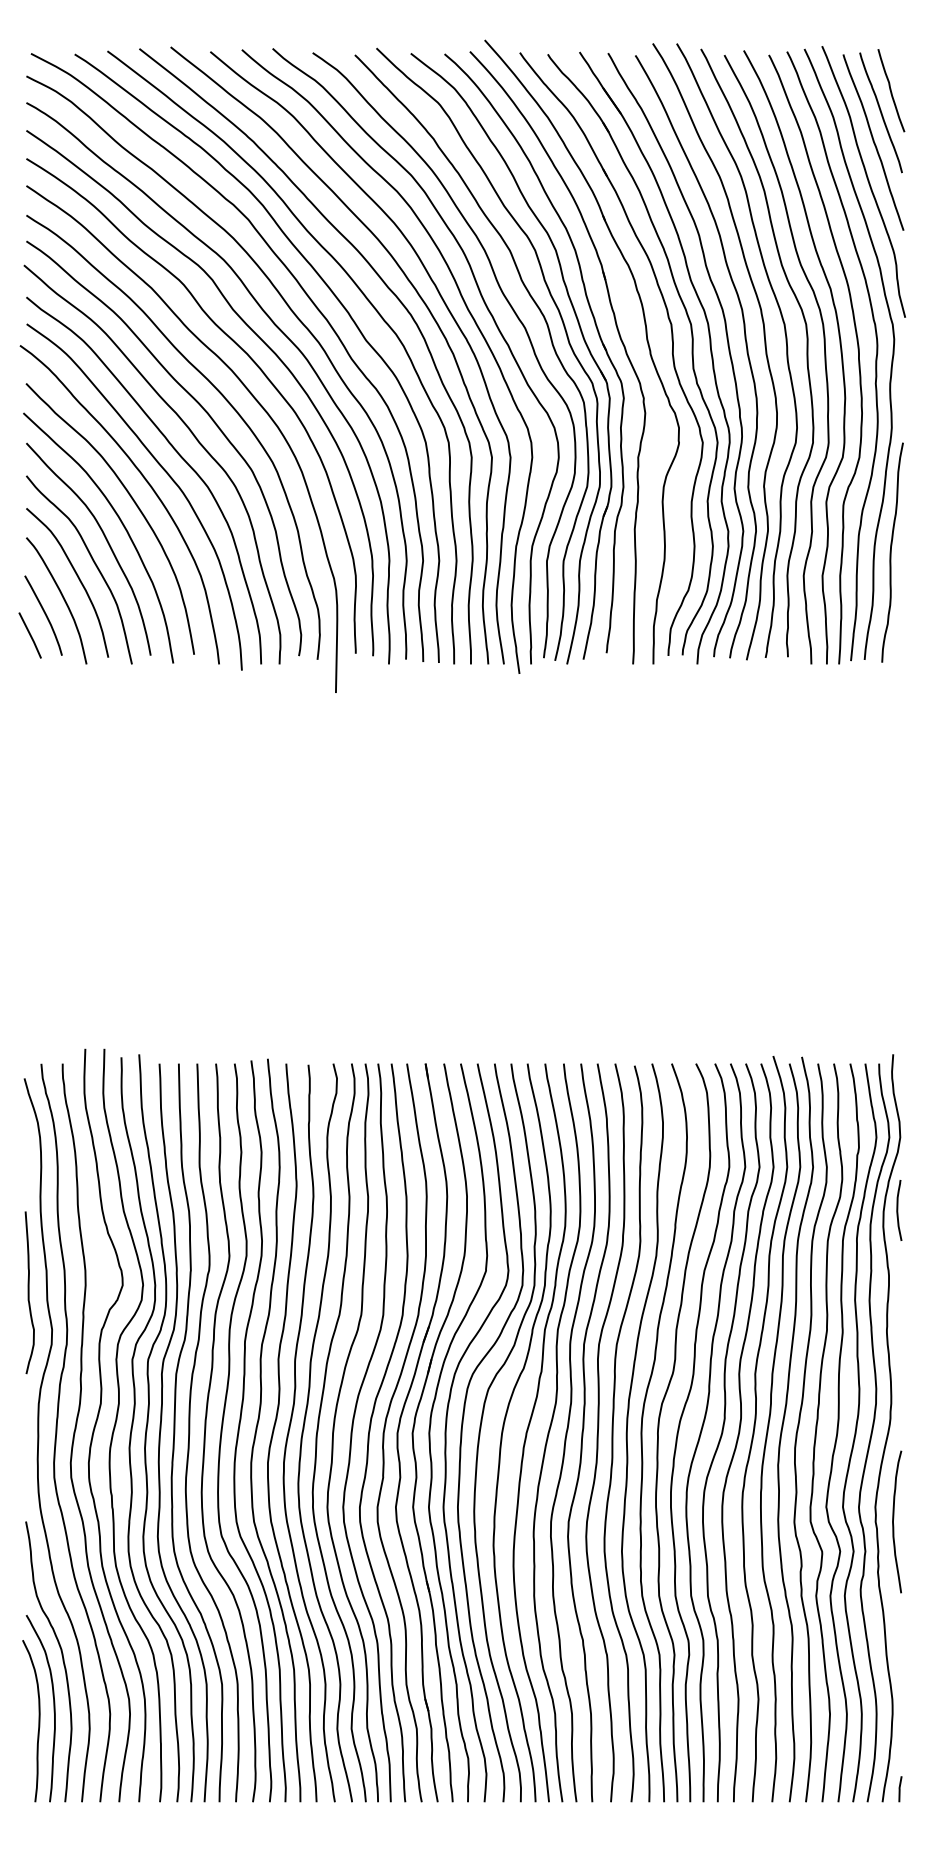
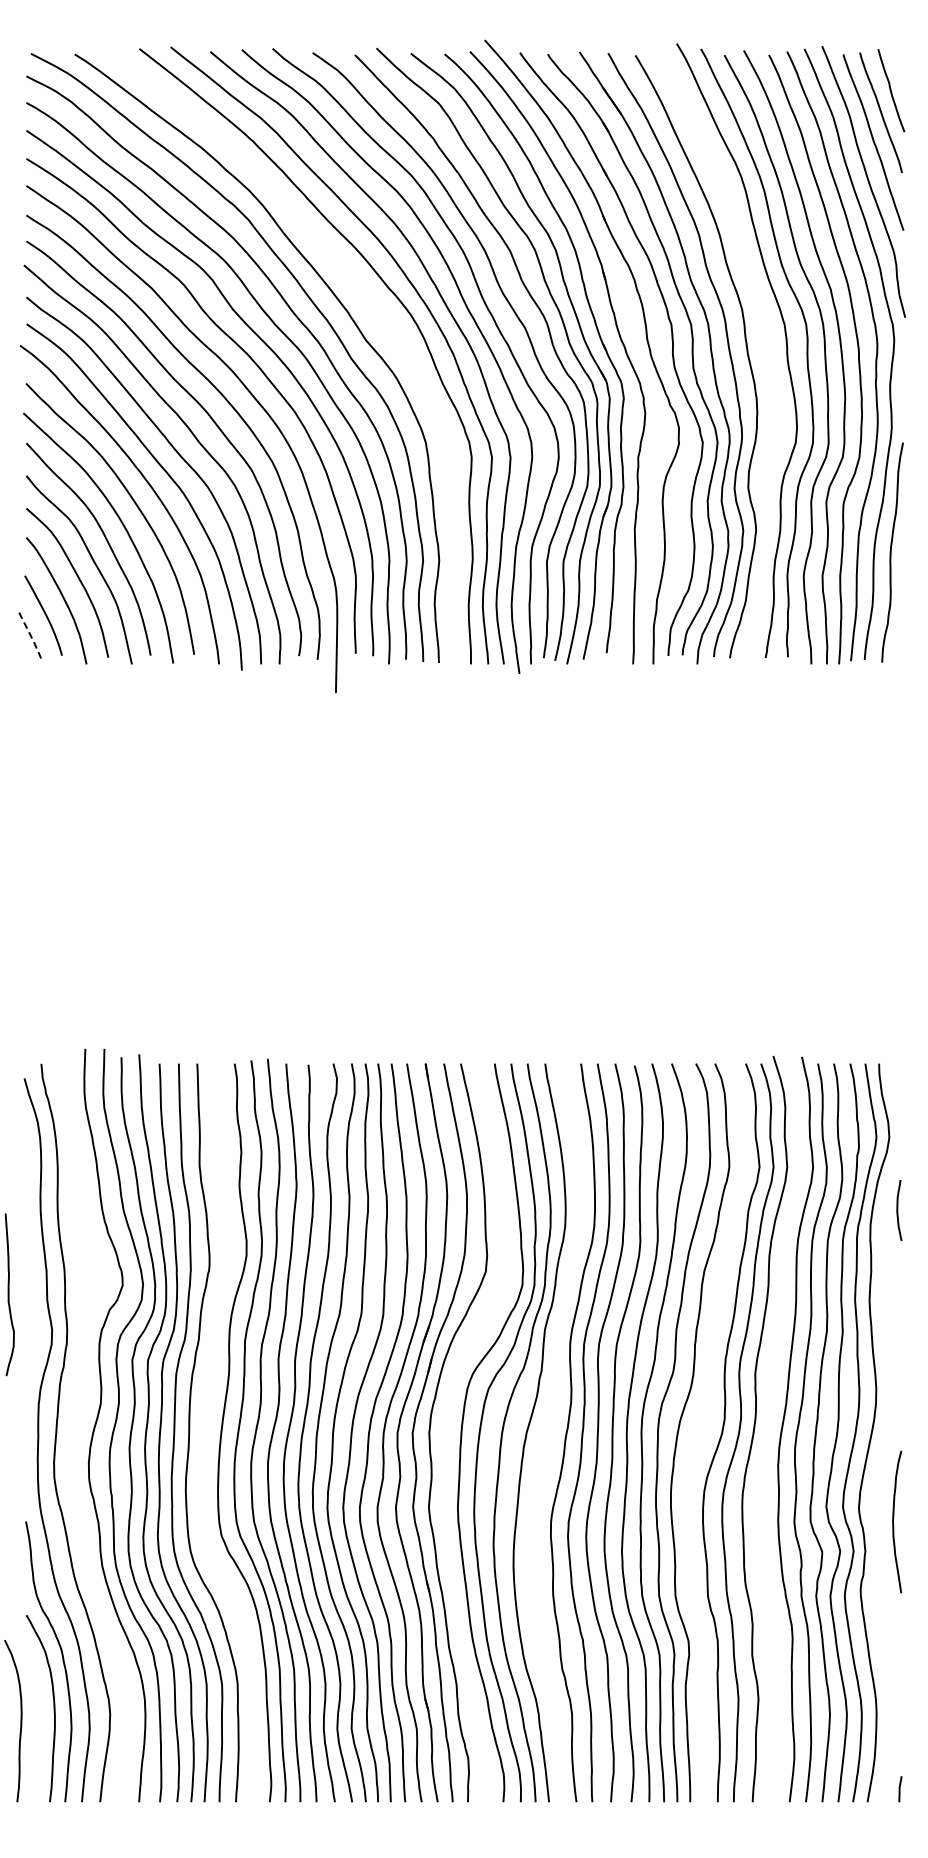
curve: present -> none (361, 293)
curve: present -> none (764, 346)
line: solid -> dashed (30, 636)
curve position: (29, 1292) -> (9, 1294) (9, 1294)
curve: present -> none (703, 1427)
curve: present -> none (888, 1428)
curve: present -> none (76, 1429)
curve: present -> none (206, 1429)
curve: present -> none (550, 1430)
curve: present -> none (446, 1432)
curve: present -> none (768, 1432)
curve position: (38, 1721) -> (20, 1721) (20, 1721)
